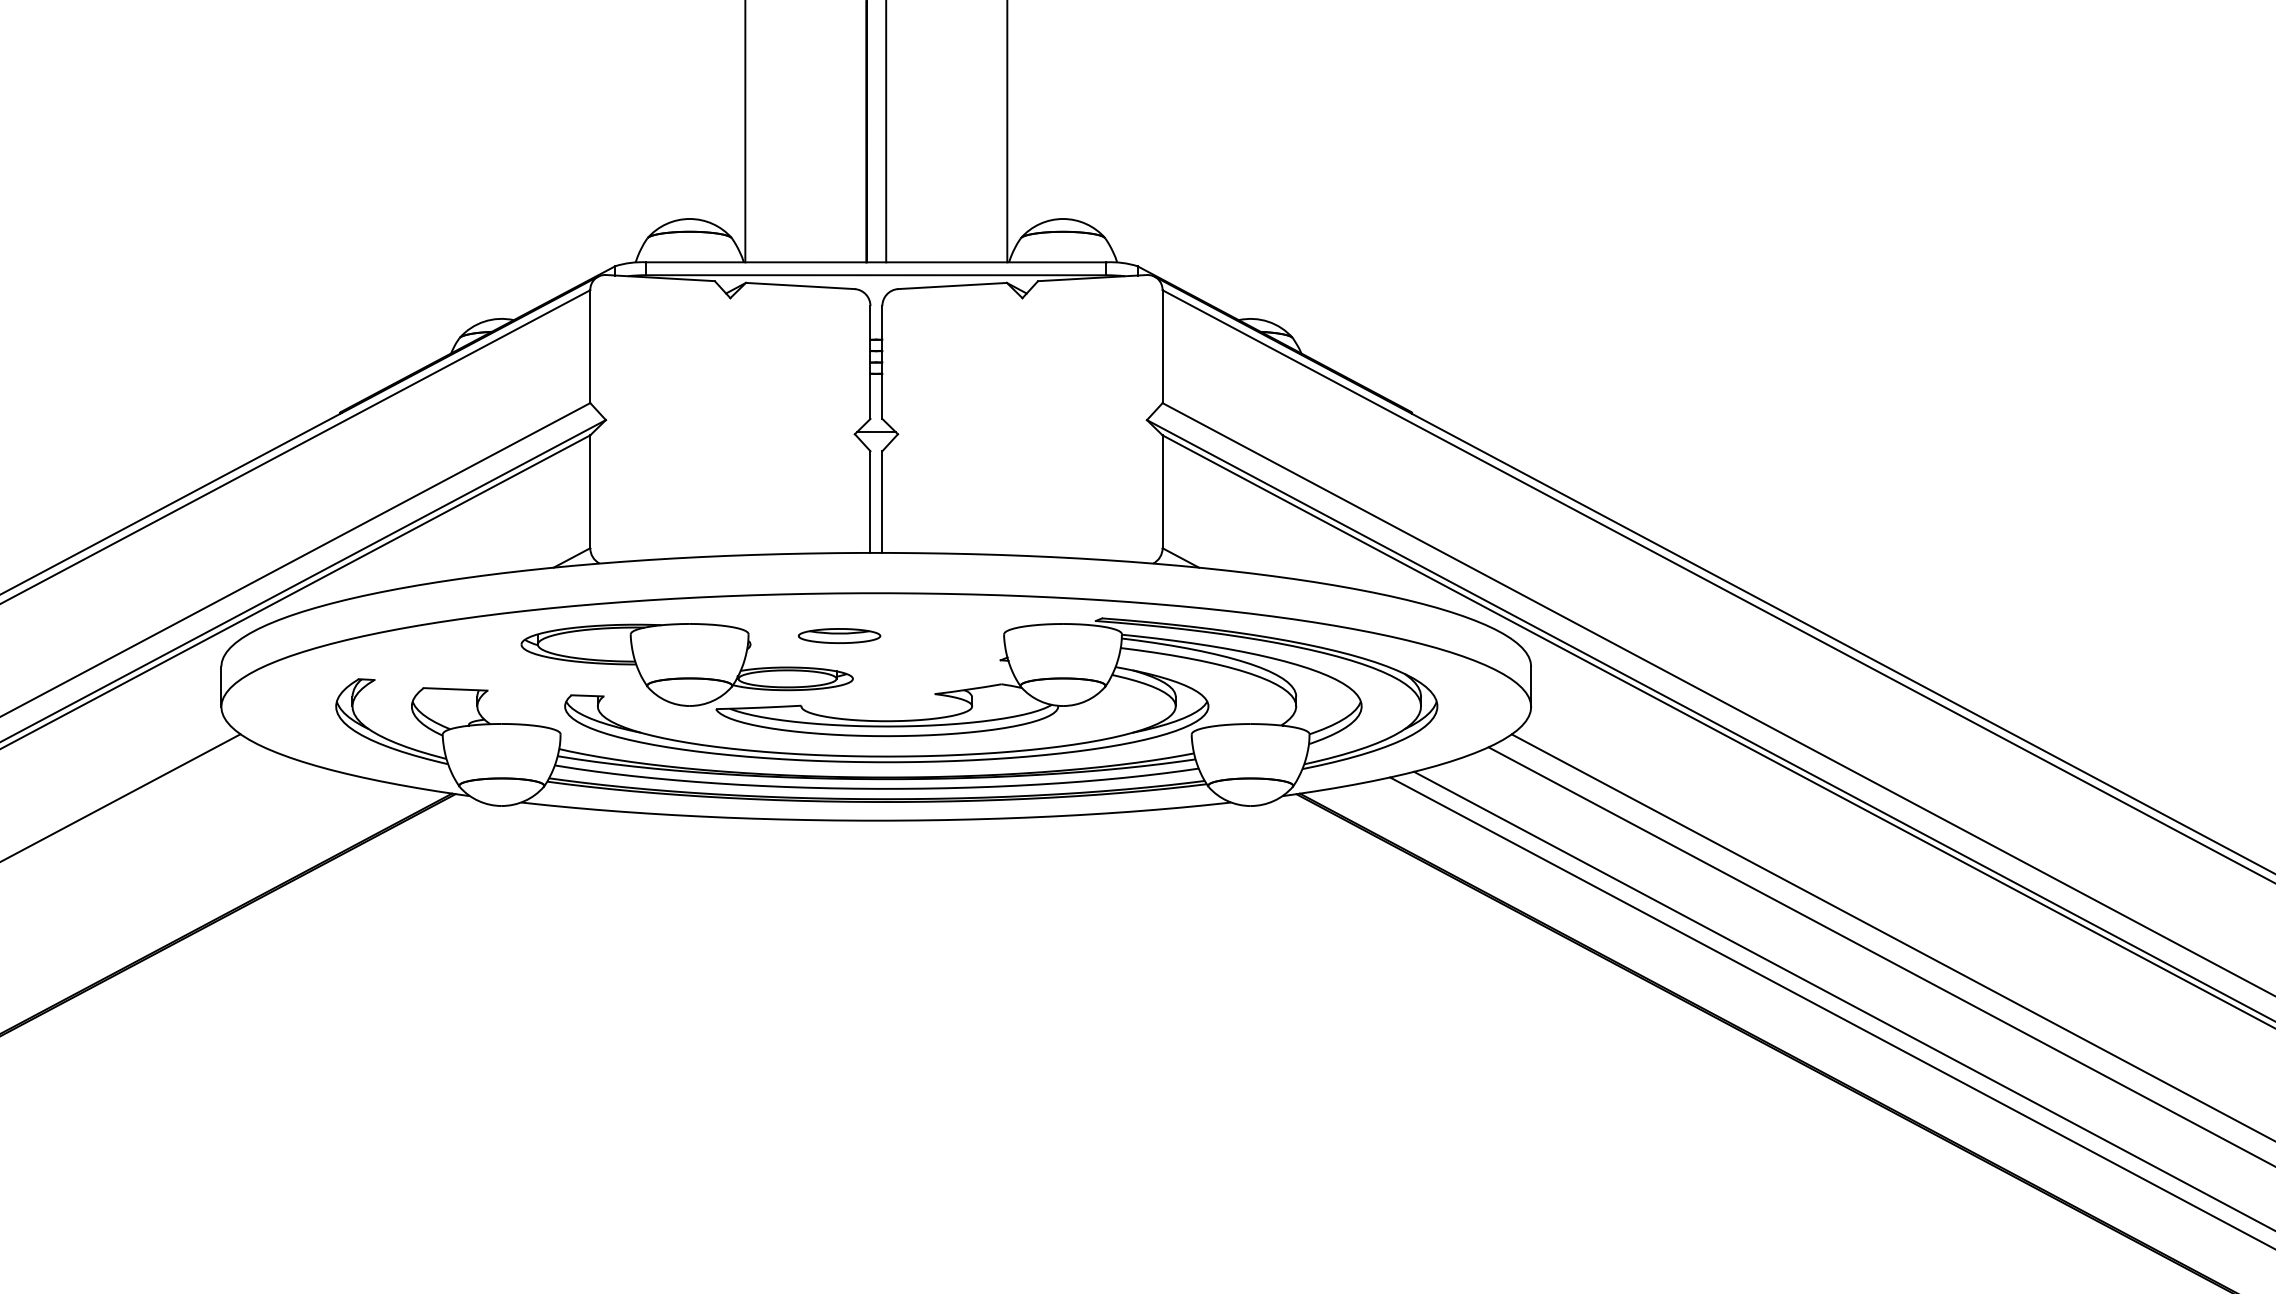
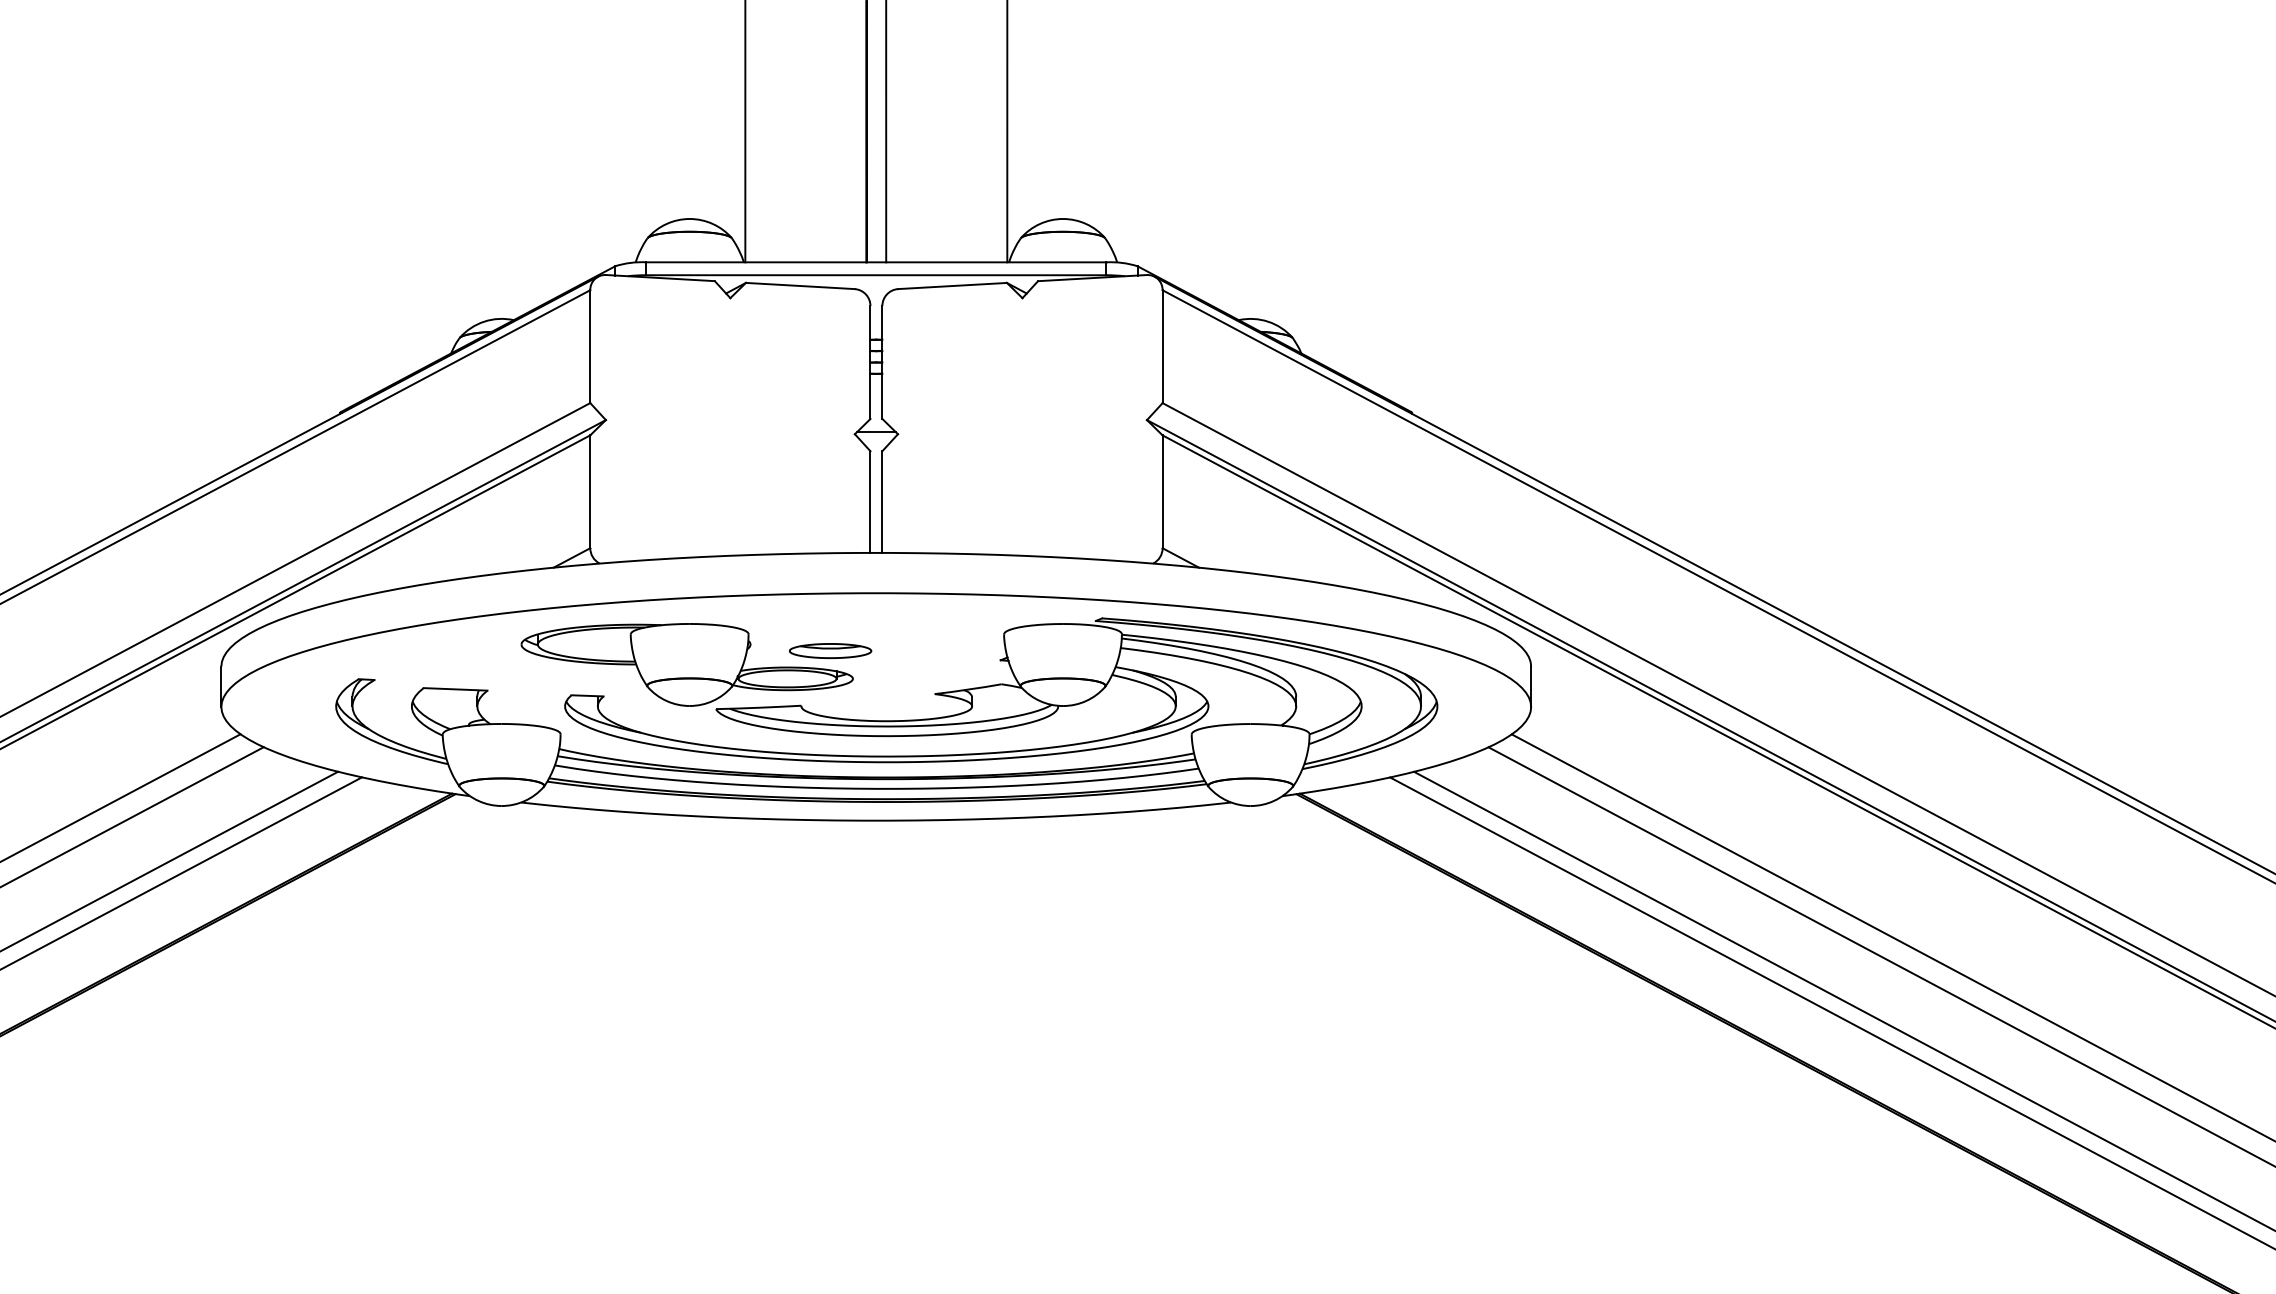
part position: (839, 635) -> (830, 650) (830, 650)
line: none -> present (132, 816)
line: none -> present (170, 860)
line: none -> present (182, 872)
